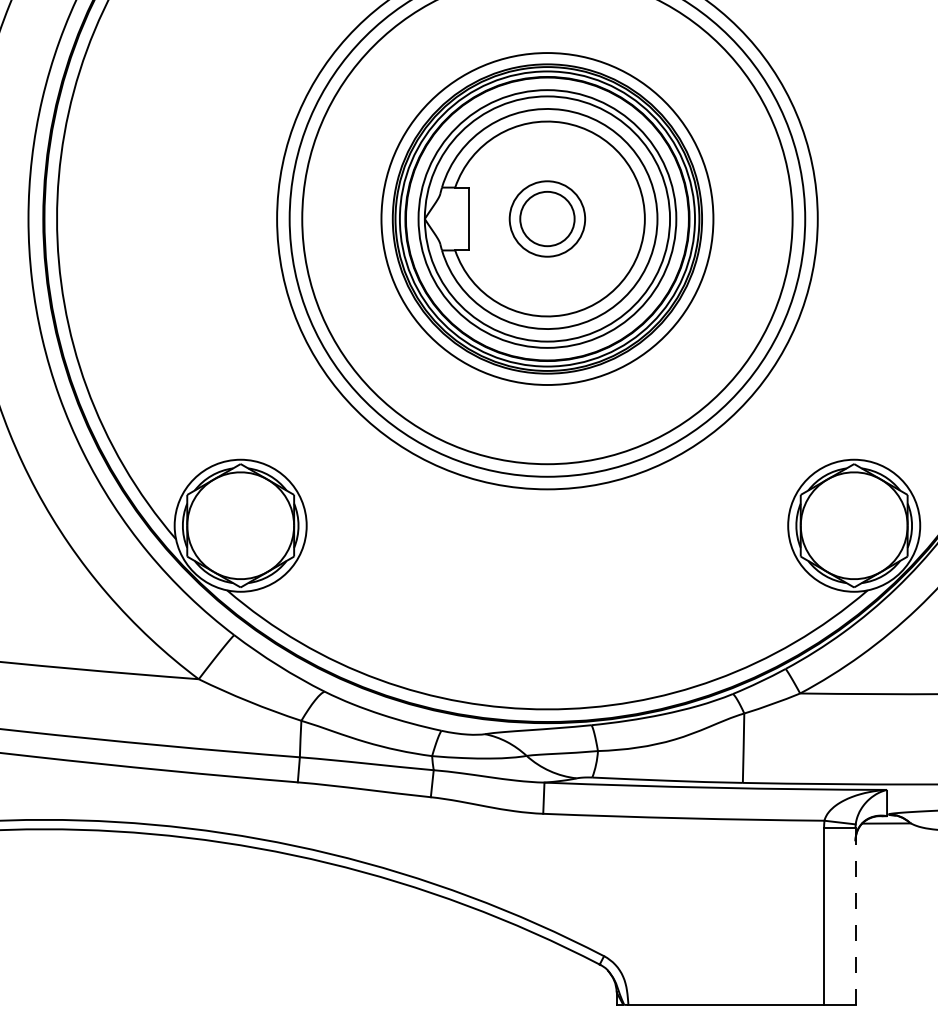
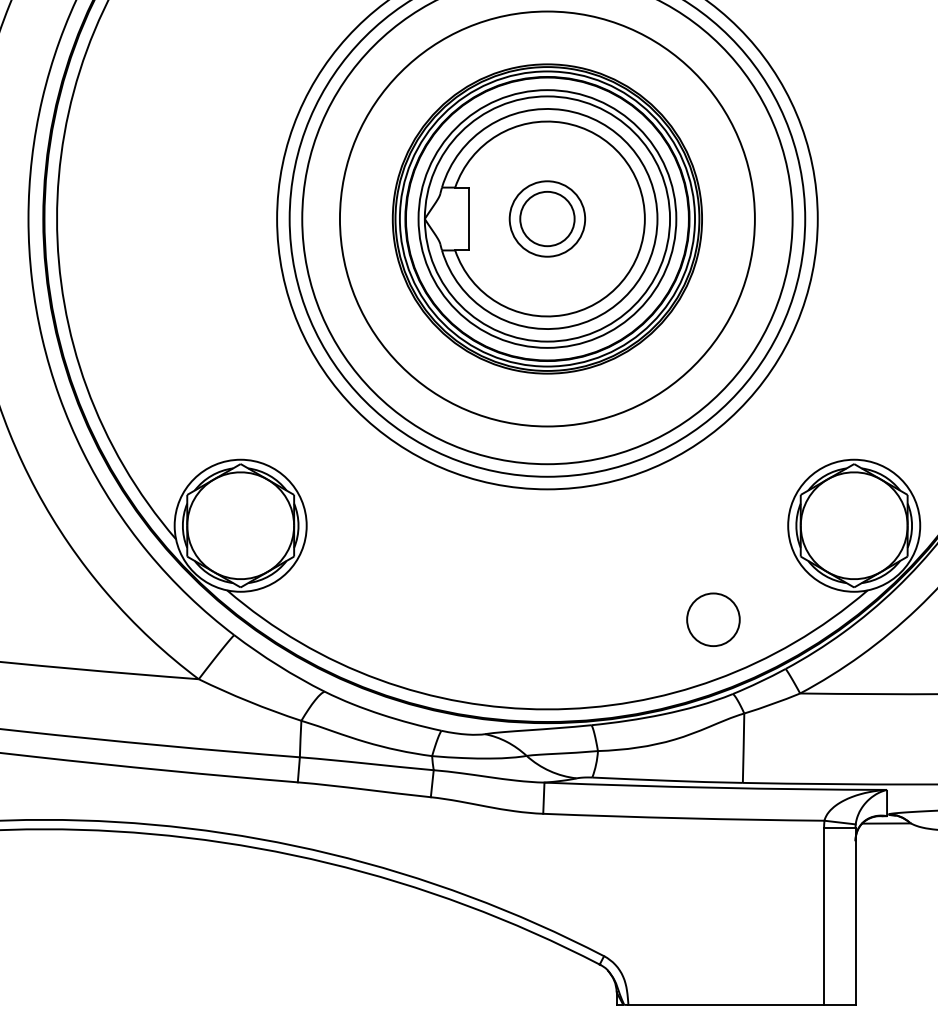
circle diameter: 332 px -> 415 px (546, 218)
circle: none -> present (713, 619)
line: dashed -> solid (855, 916)
